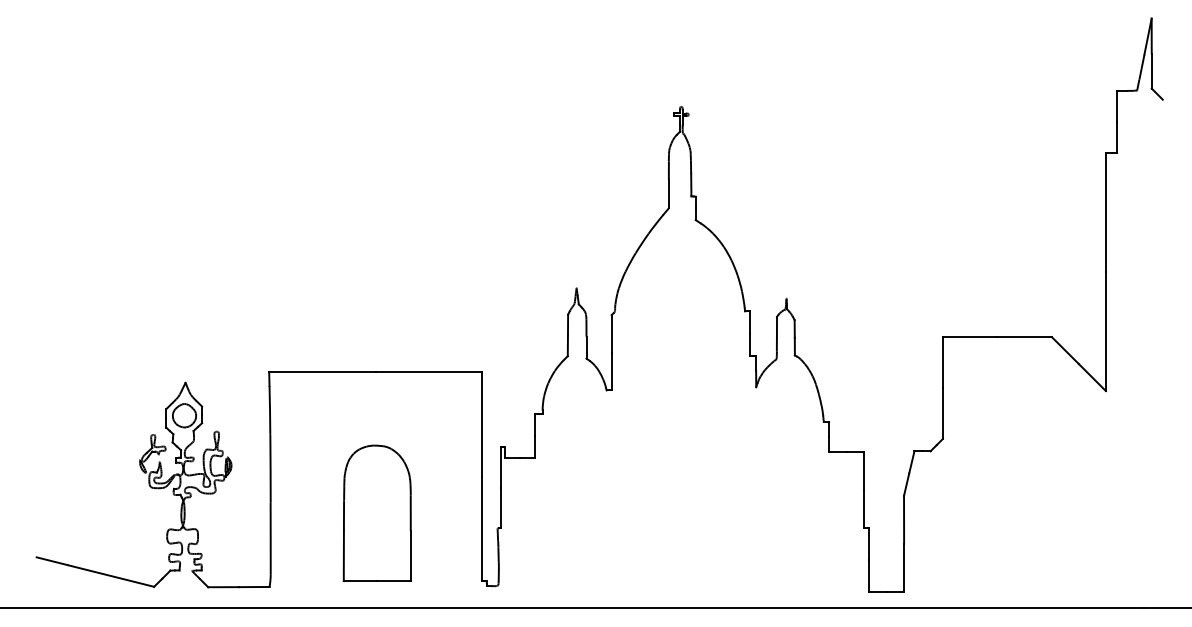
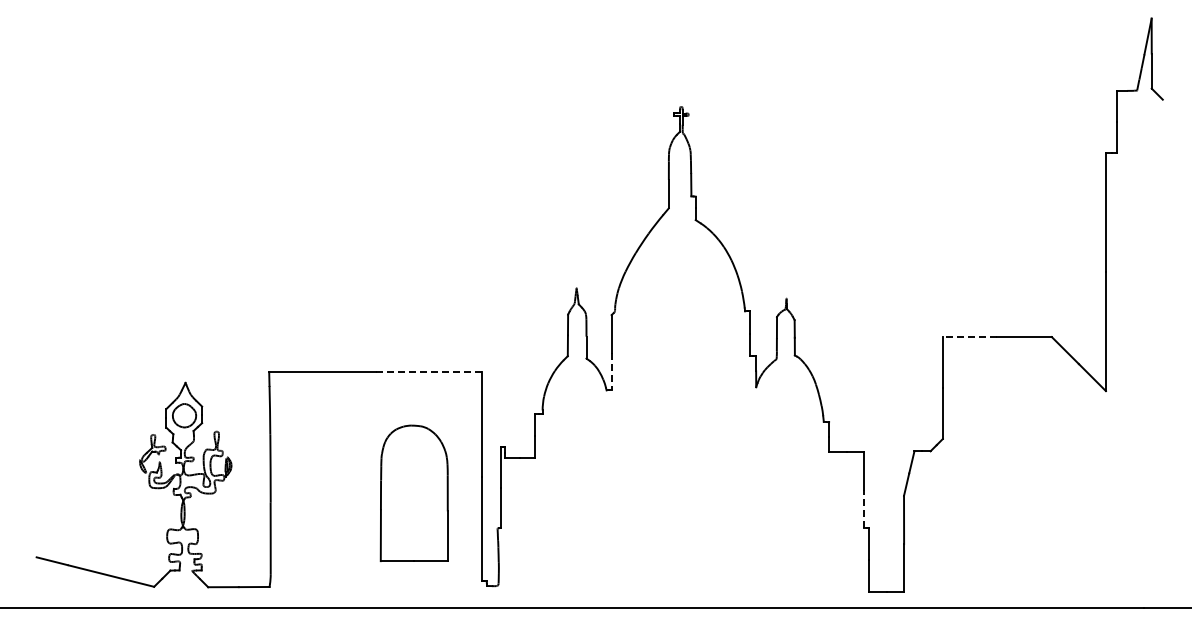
line: solid -> dashed (969, 337)
line: solid -> dashed (611, 371)
line: solid -> dashed (428, 372)
line: solid -> dashed (864, 508)
part position: (376, 512) -> (413, 492) (413, 492)
